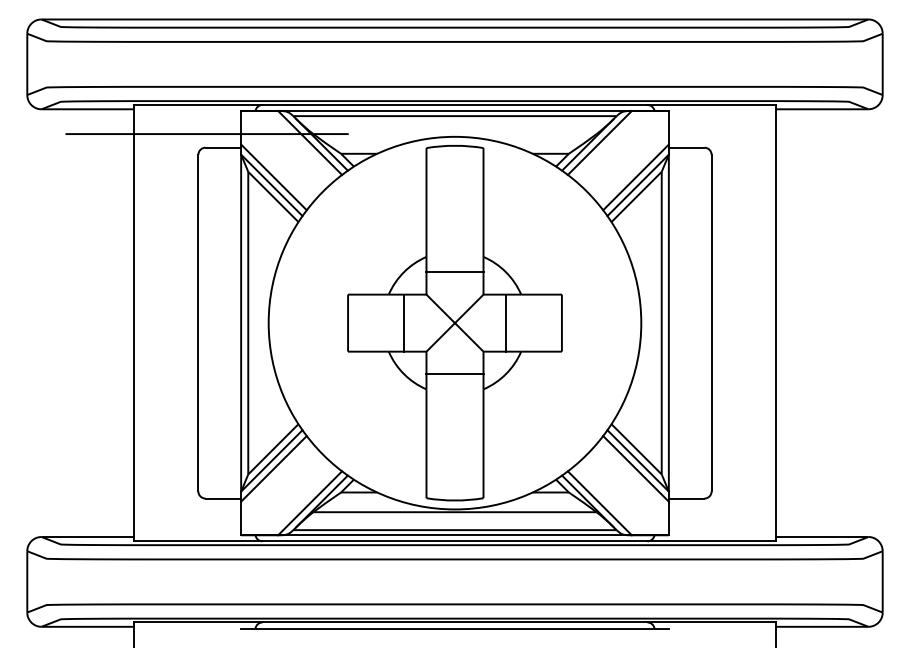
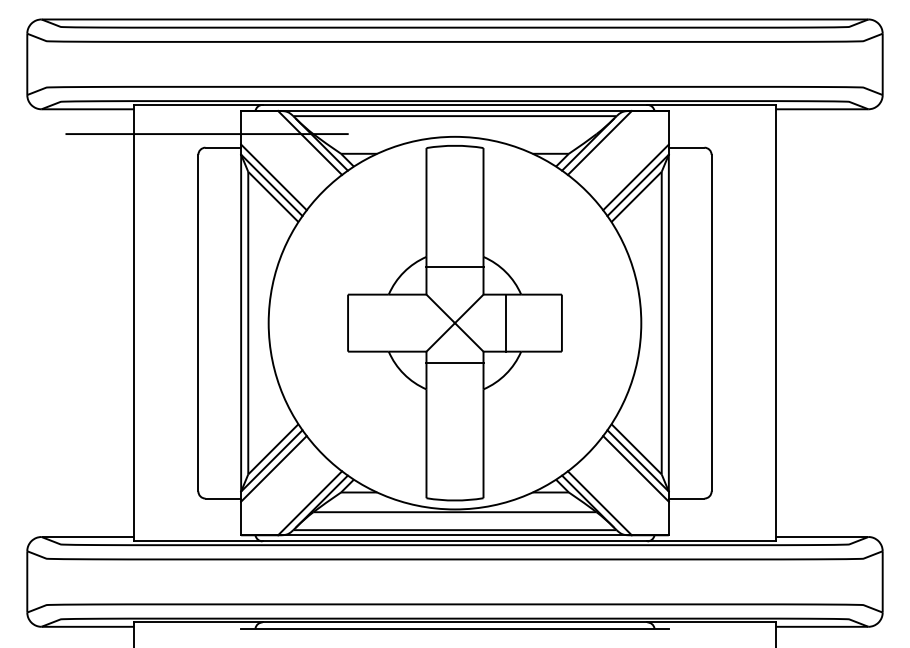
line position: (454, 272) -> (454, 267) (454, 267)
line: present -> none (404, 322)
line position: (454, 373) -> (454, 362) (454, 362)
